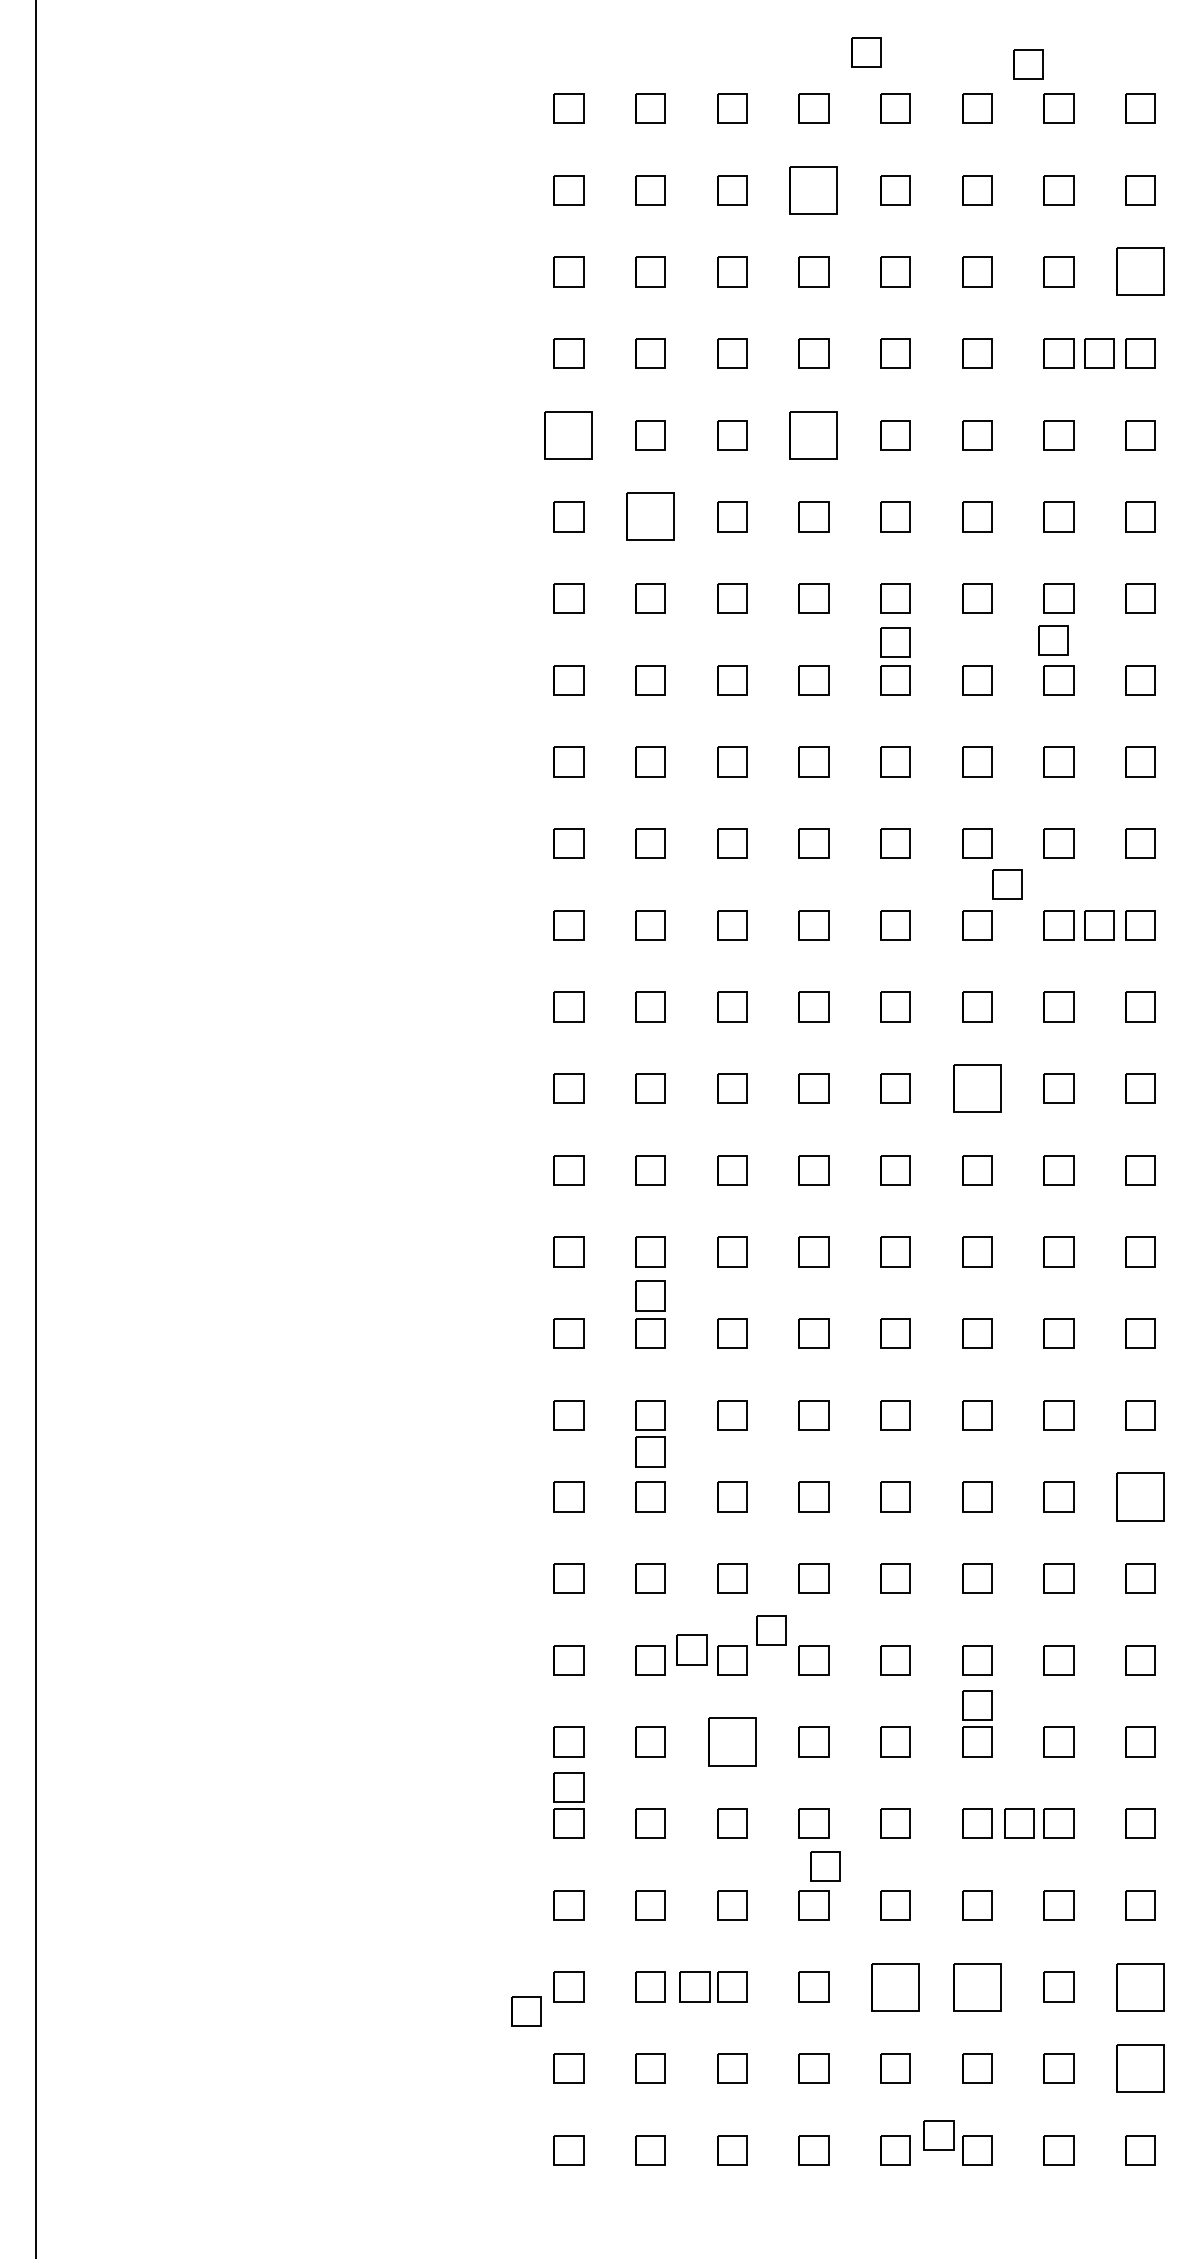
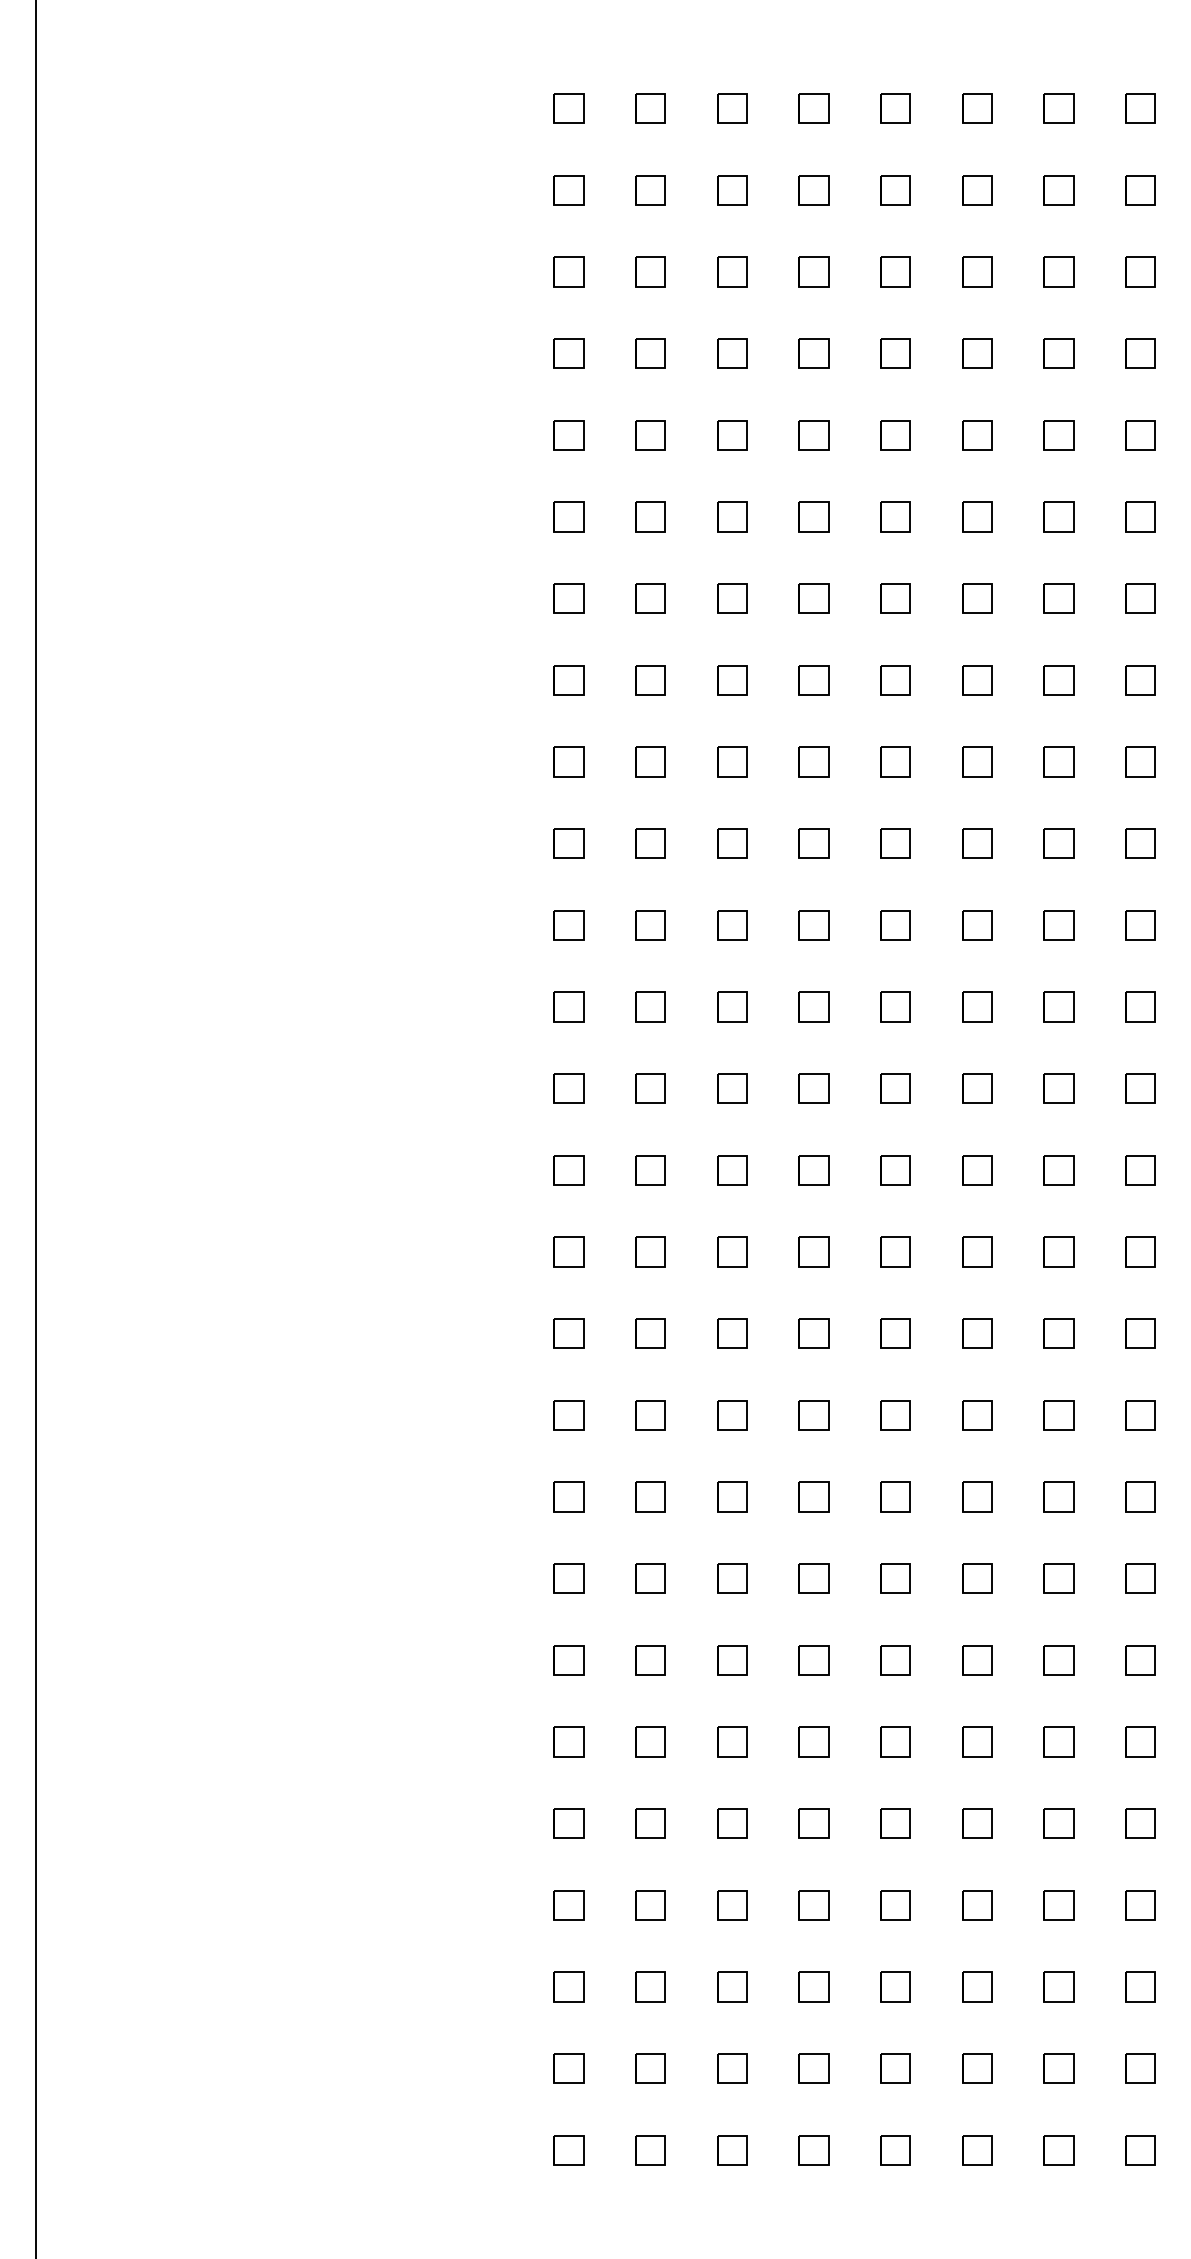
part: present -> none (866, 52)
part: present -> none (1028, 64)
part size: 49x49 px -> 32x31 px (813, 190)
part size: 49x49 px -> 31x32 px (1140, 271)
part: present -> none (1099, 353)
part size: 49x49 px -> 32x31 px (568, 435)
part size: 49x49 px -> 32x31 px (813, 435)
part size: 49x49 px -> 31x32 px (650, 516)
part: present -> none (1053, 640)
part: present -> none (895, 642)
part: present -> none (1007, 884)
part: present -> none (1099, 925)
part size: 49x49 px -> 31x31 px (977, 1088)
part: present -> none (650, 1295)
part: present -> none (650, 1451)
part size: 49x50 px -> 31x32 px (1140, 1496)
part: present -> none (771, 1630)
part: present -> none (691, 1649)
part: present -> none (977, 1705)
part size: 49x50 px -> 31x32 px (732, 1741)
part: present -> none (568, 1787)
part: present -> none (1019, 1823)
part: present -> none (825, 1866)
part: present -> none (694, 1986)
part size: 49x49 px -> 31x32 px (895, 1986)
part size: 49x49 px -> 31x32 px (977, 1986)
part size: 49x49 px -> 31x32 px (1140, 1986)
part: present -> none (526, 2011)
part size: 49x49 px -> 31x31 px (1140, 2068)
part: present -> none (938, 2135)
